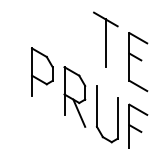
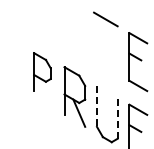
line: present -> none (105, 43)
part size: 23x50 px -> 19x40 px (42, 71)
line: solid -> dashed (96, 106)
line: solid -> dashed (117, 117)
